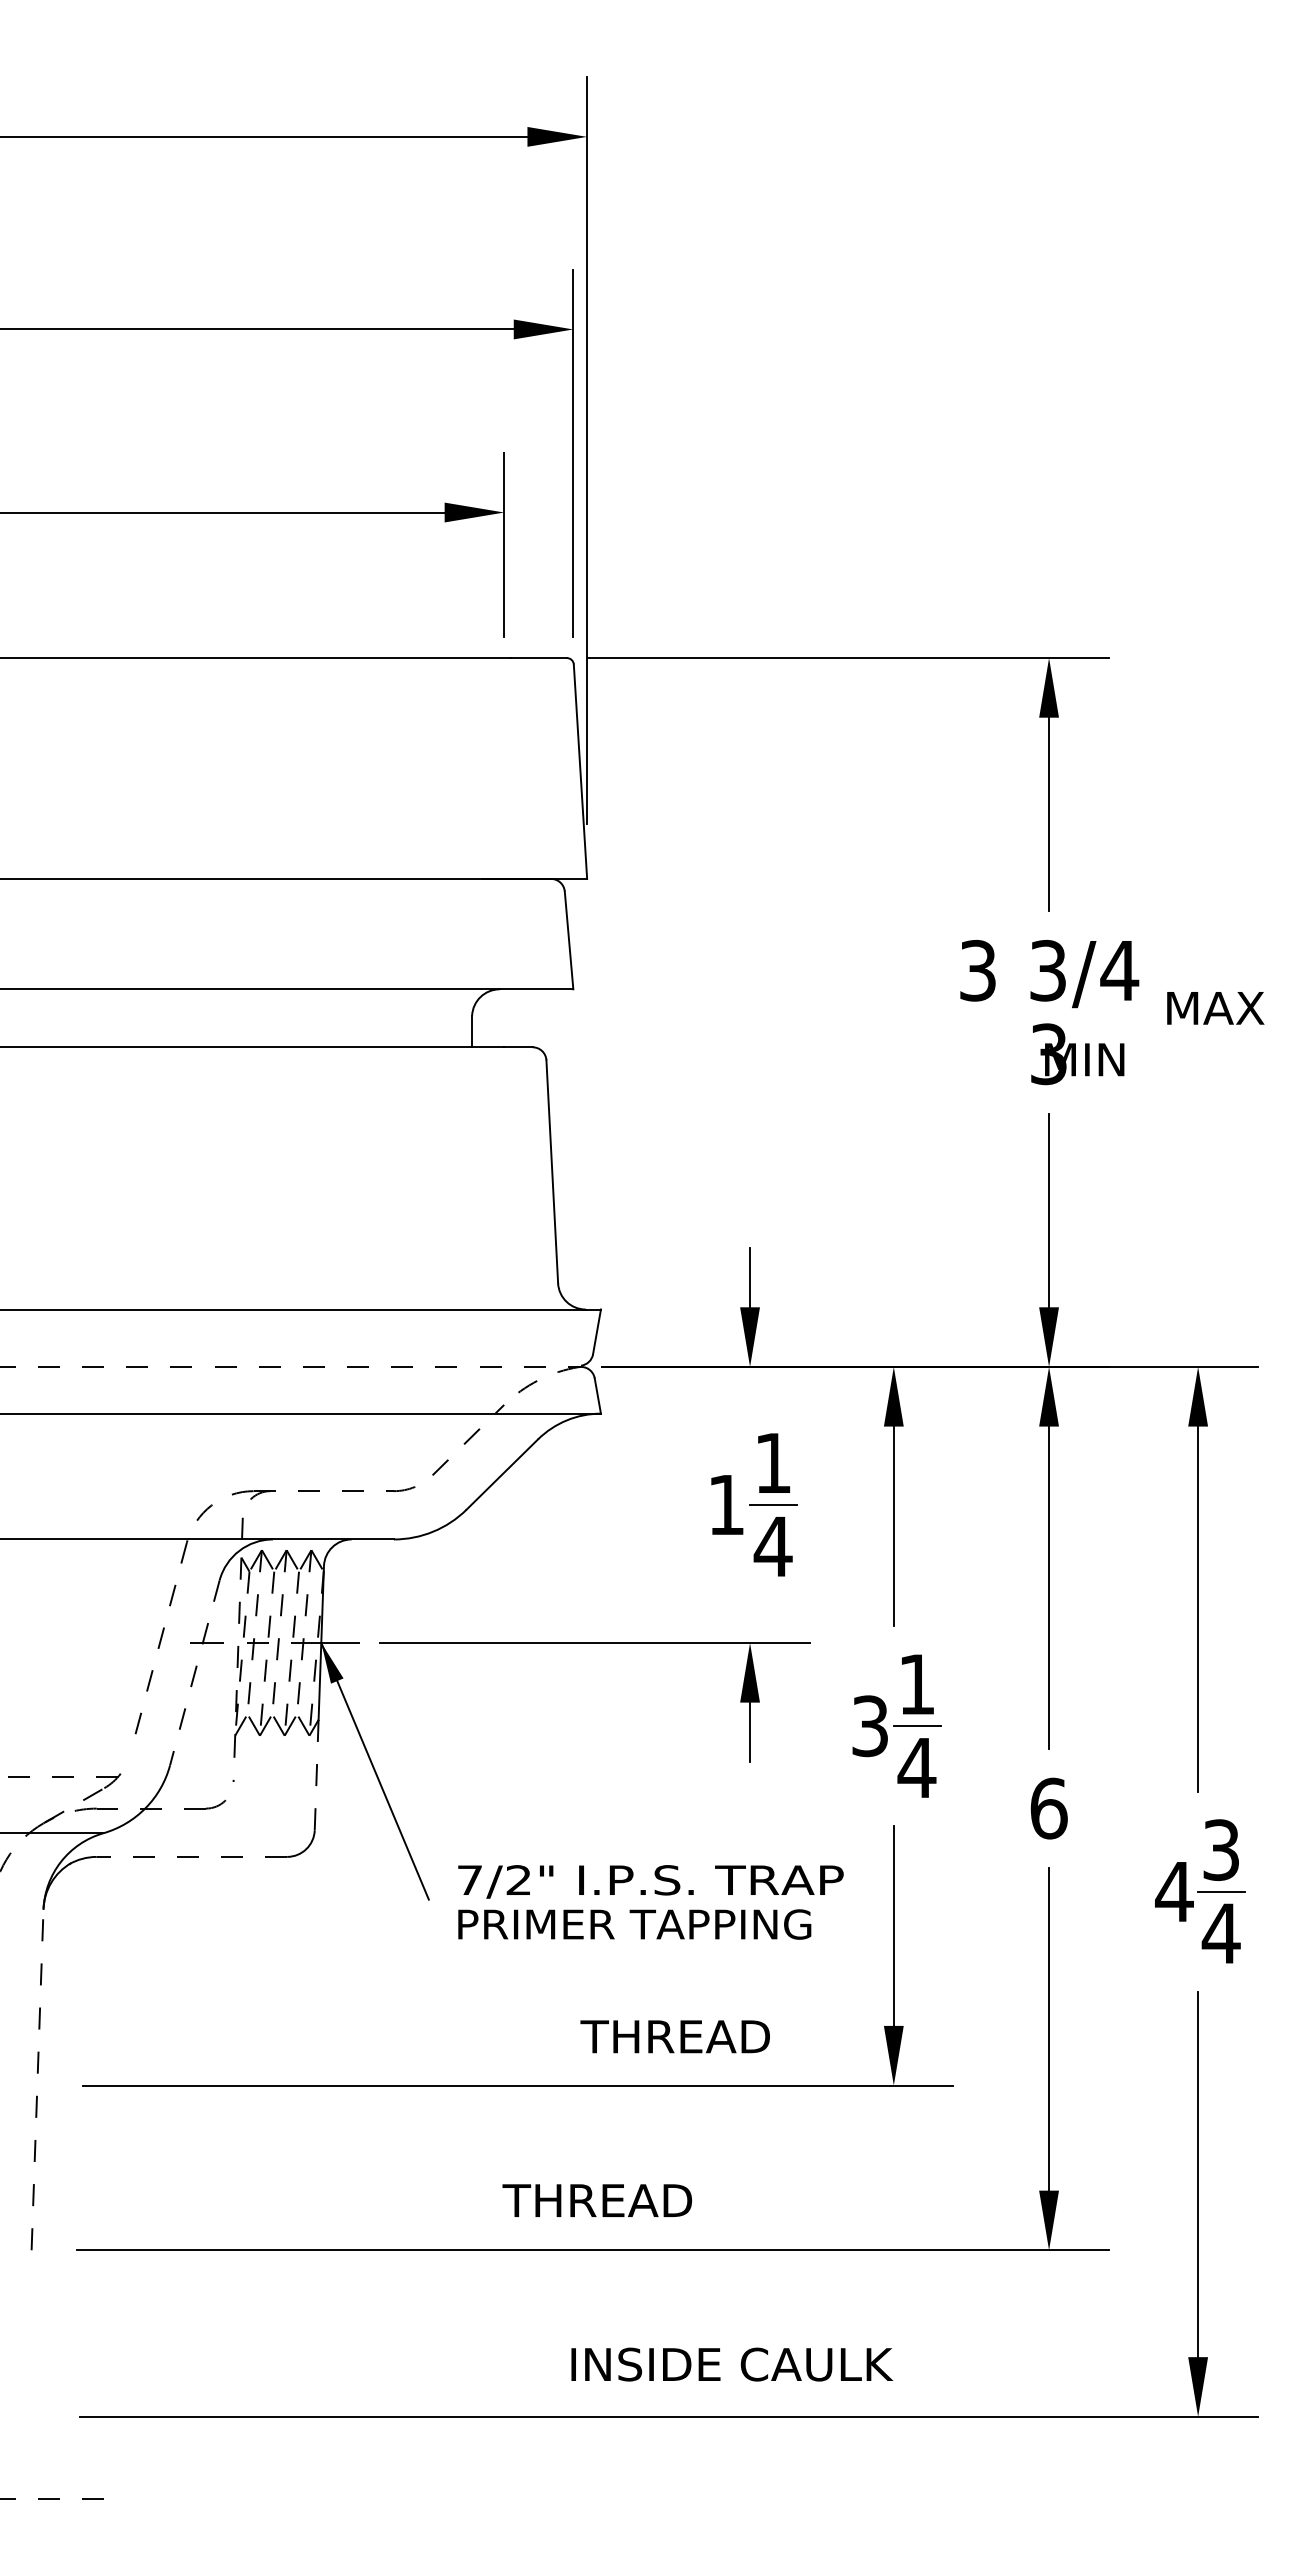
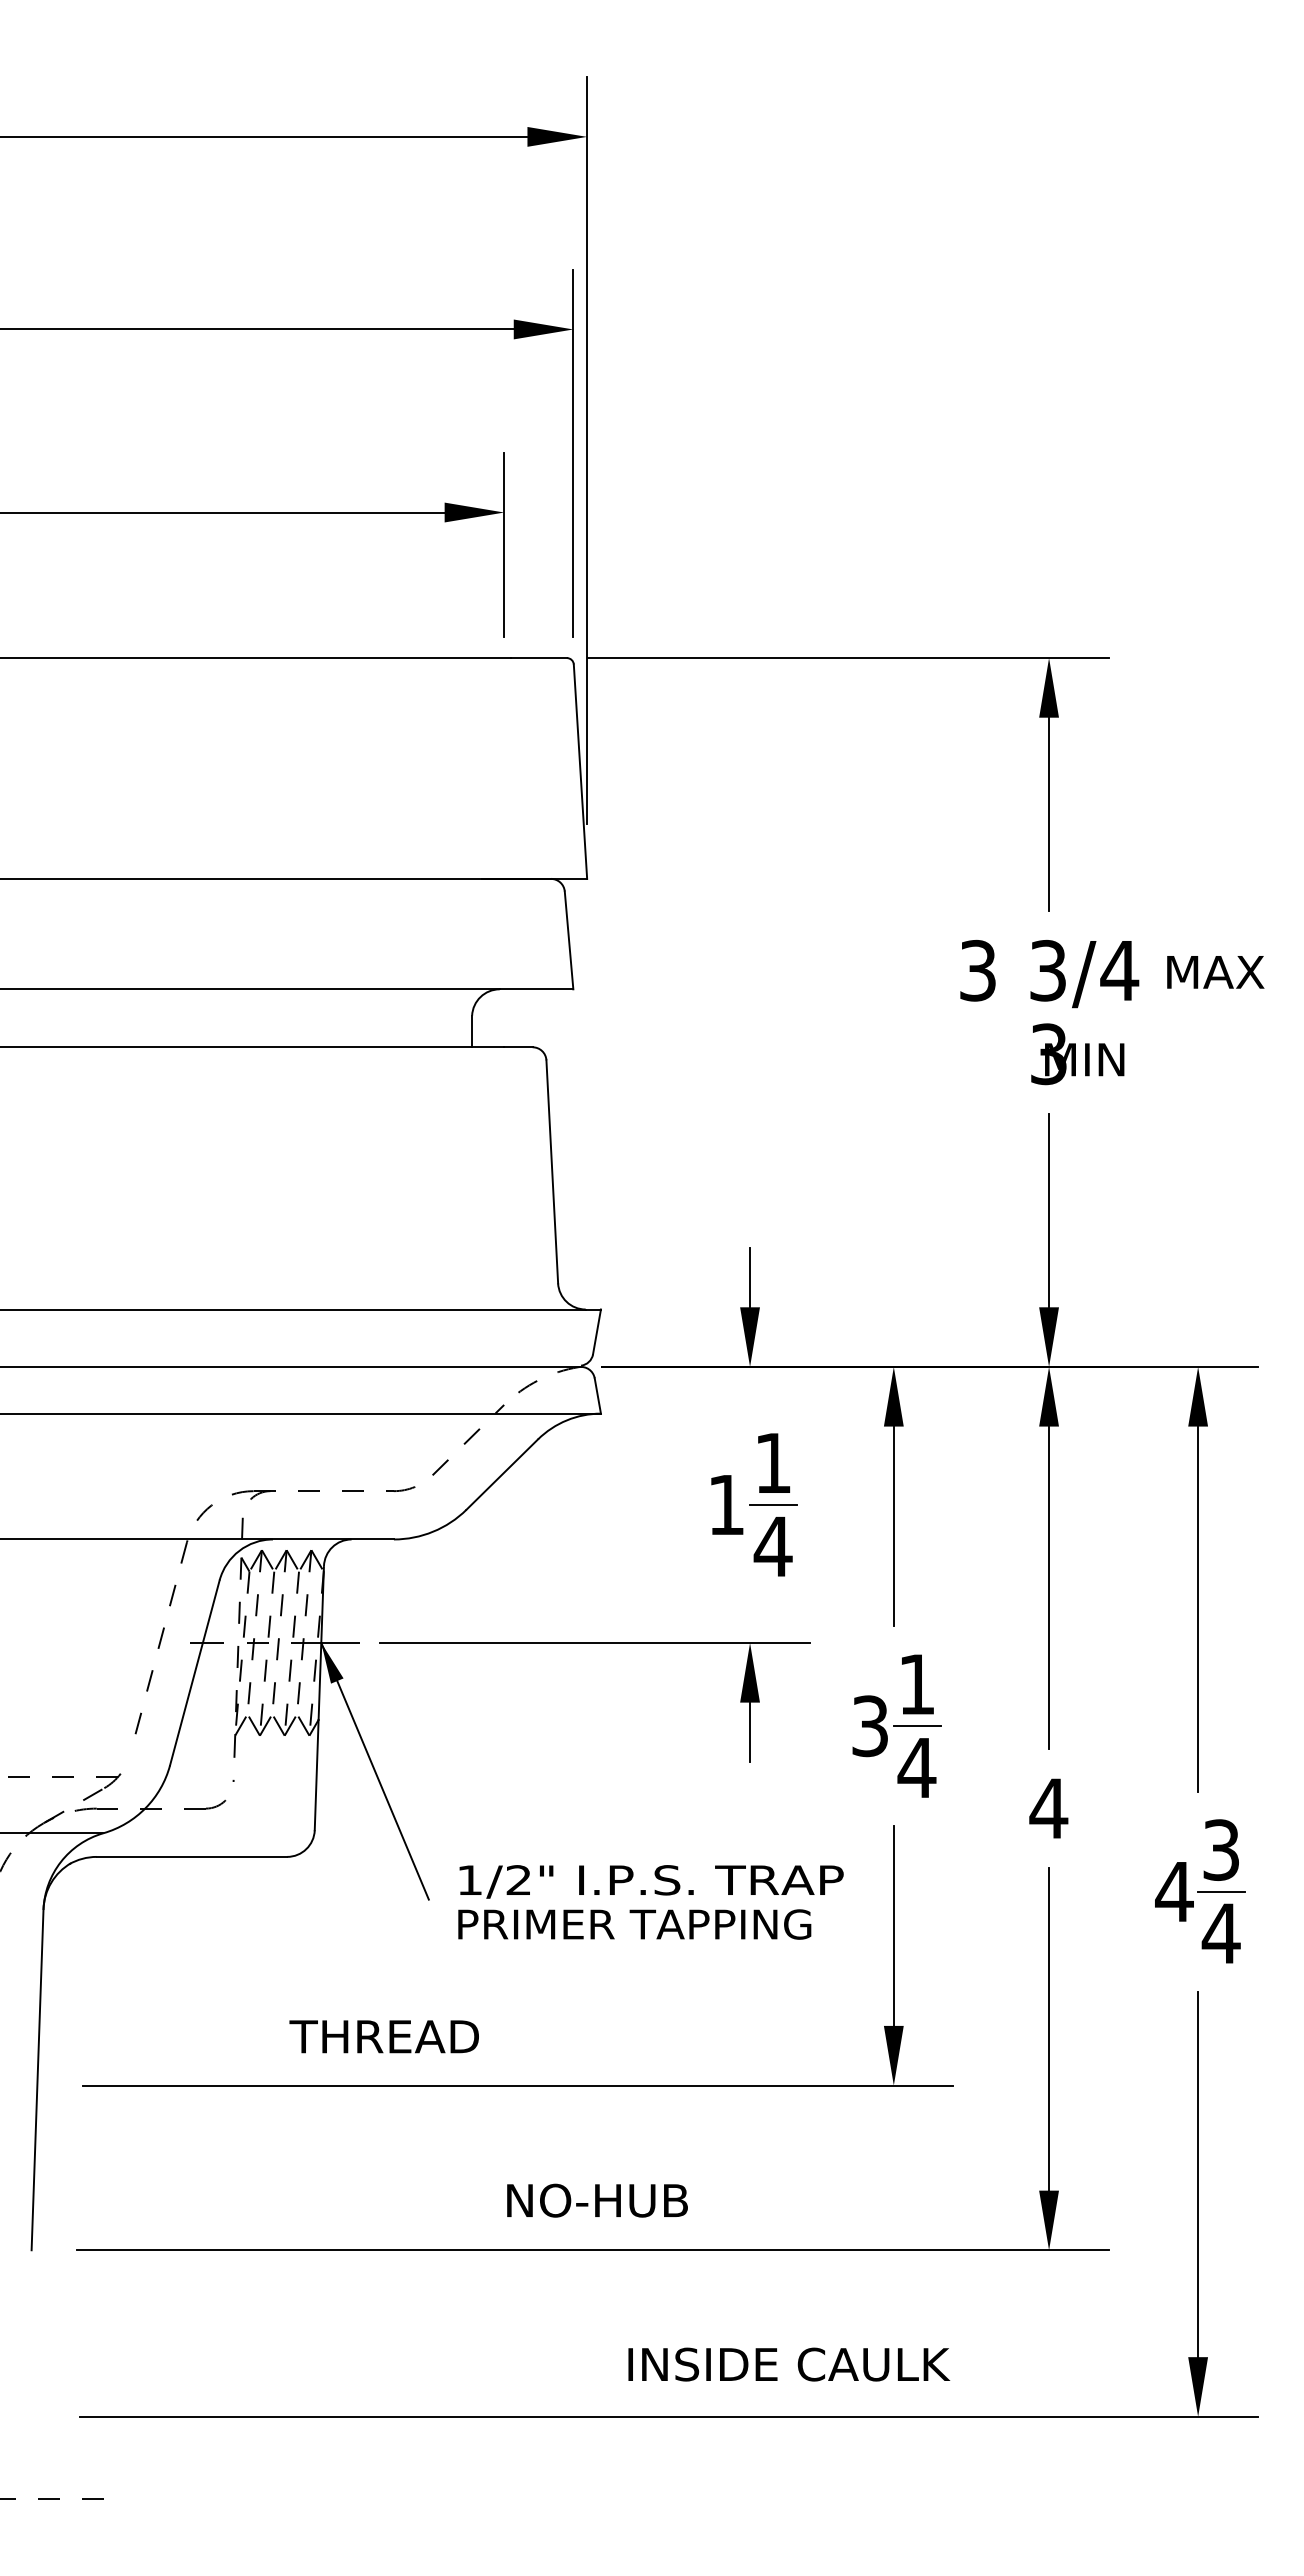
text position: (1215, 1008) -> (1215, 972) (1215, 972)
line: dashed -> solid (291, 1366)
line: dashed -> solid (194, 1672)
line: dashed -> solid (316, 1775)
text: 6 -> 4 (1048, 1808)
line: dashed -> solid (191, 1856)
text: 7/2" -> 1/2" (469, 1879)
text position: (674, 2036) -> (383, 2036) (383, 2036)
line: dashed -> solid (37, 2079)
text: THREAD -> NO-HUB (597, 2200)
text position: (732, 2364) -> (789, 2364) (789, 2364)
